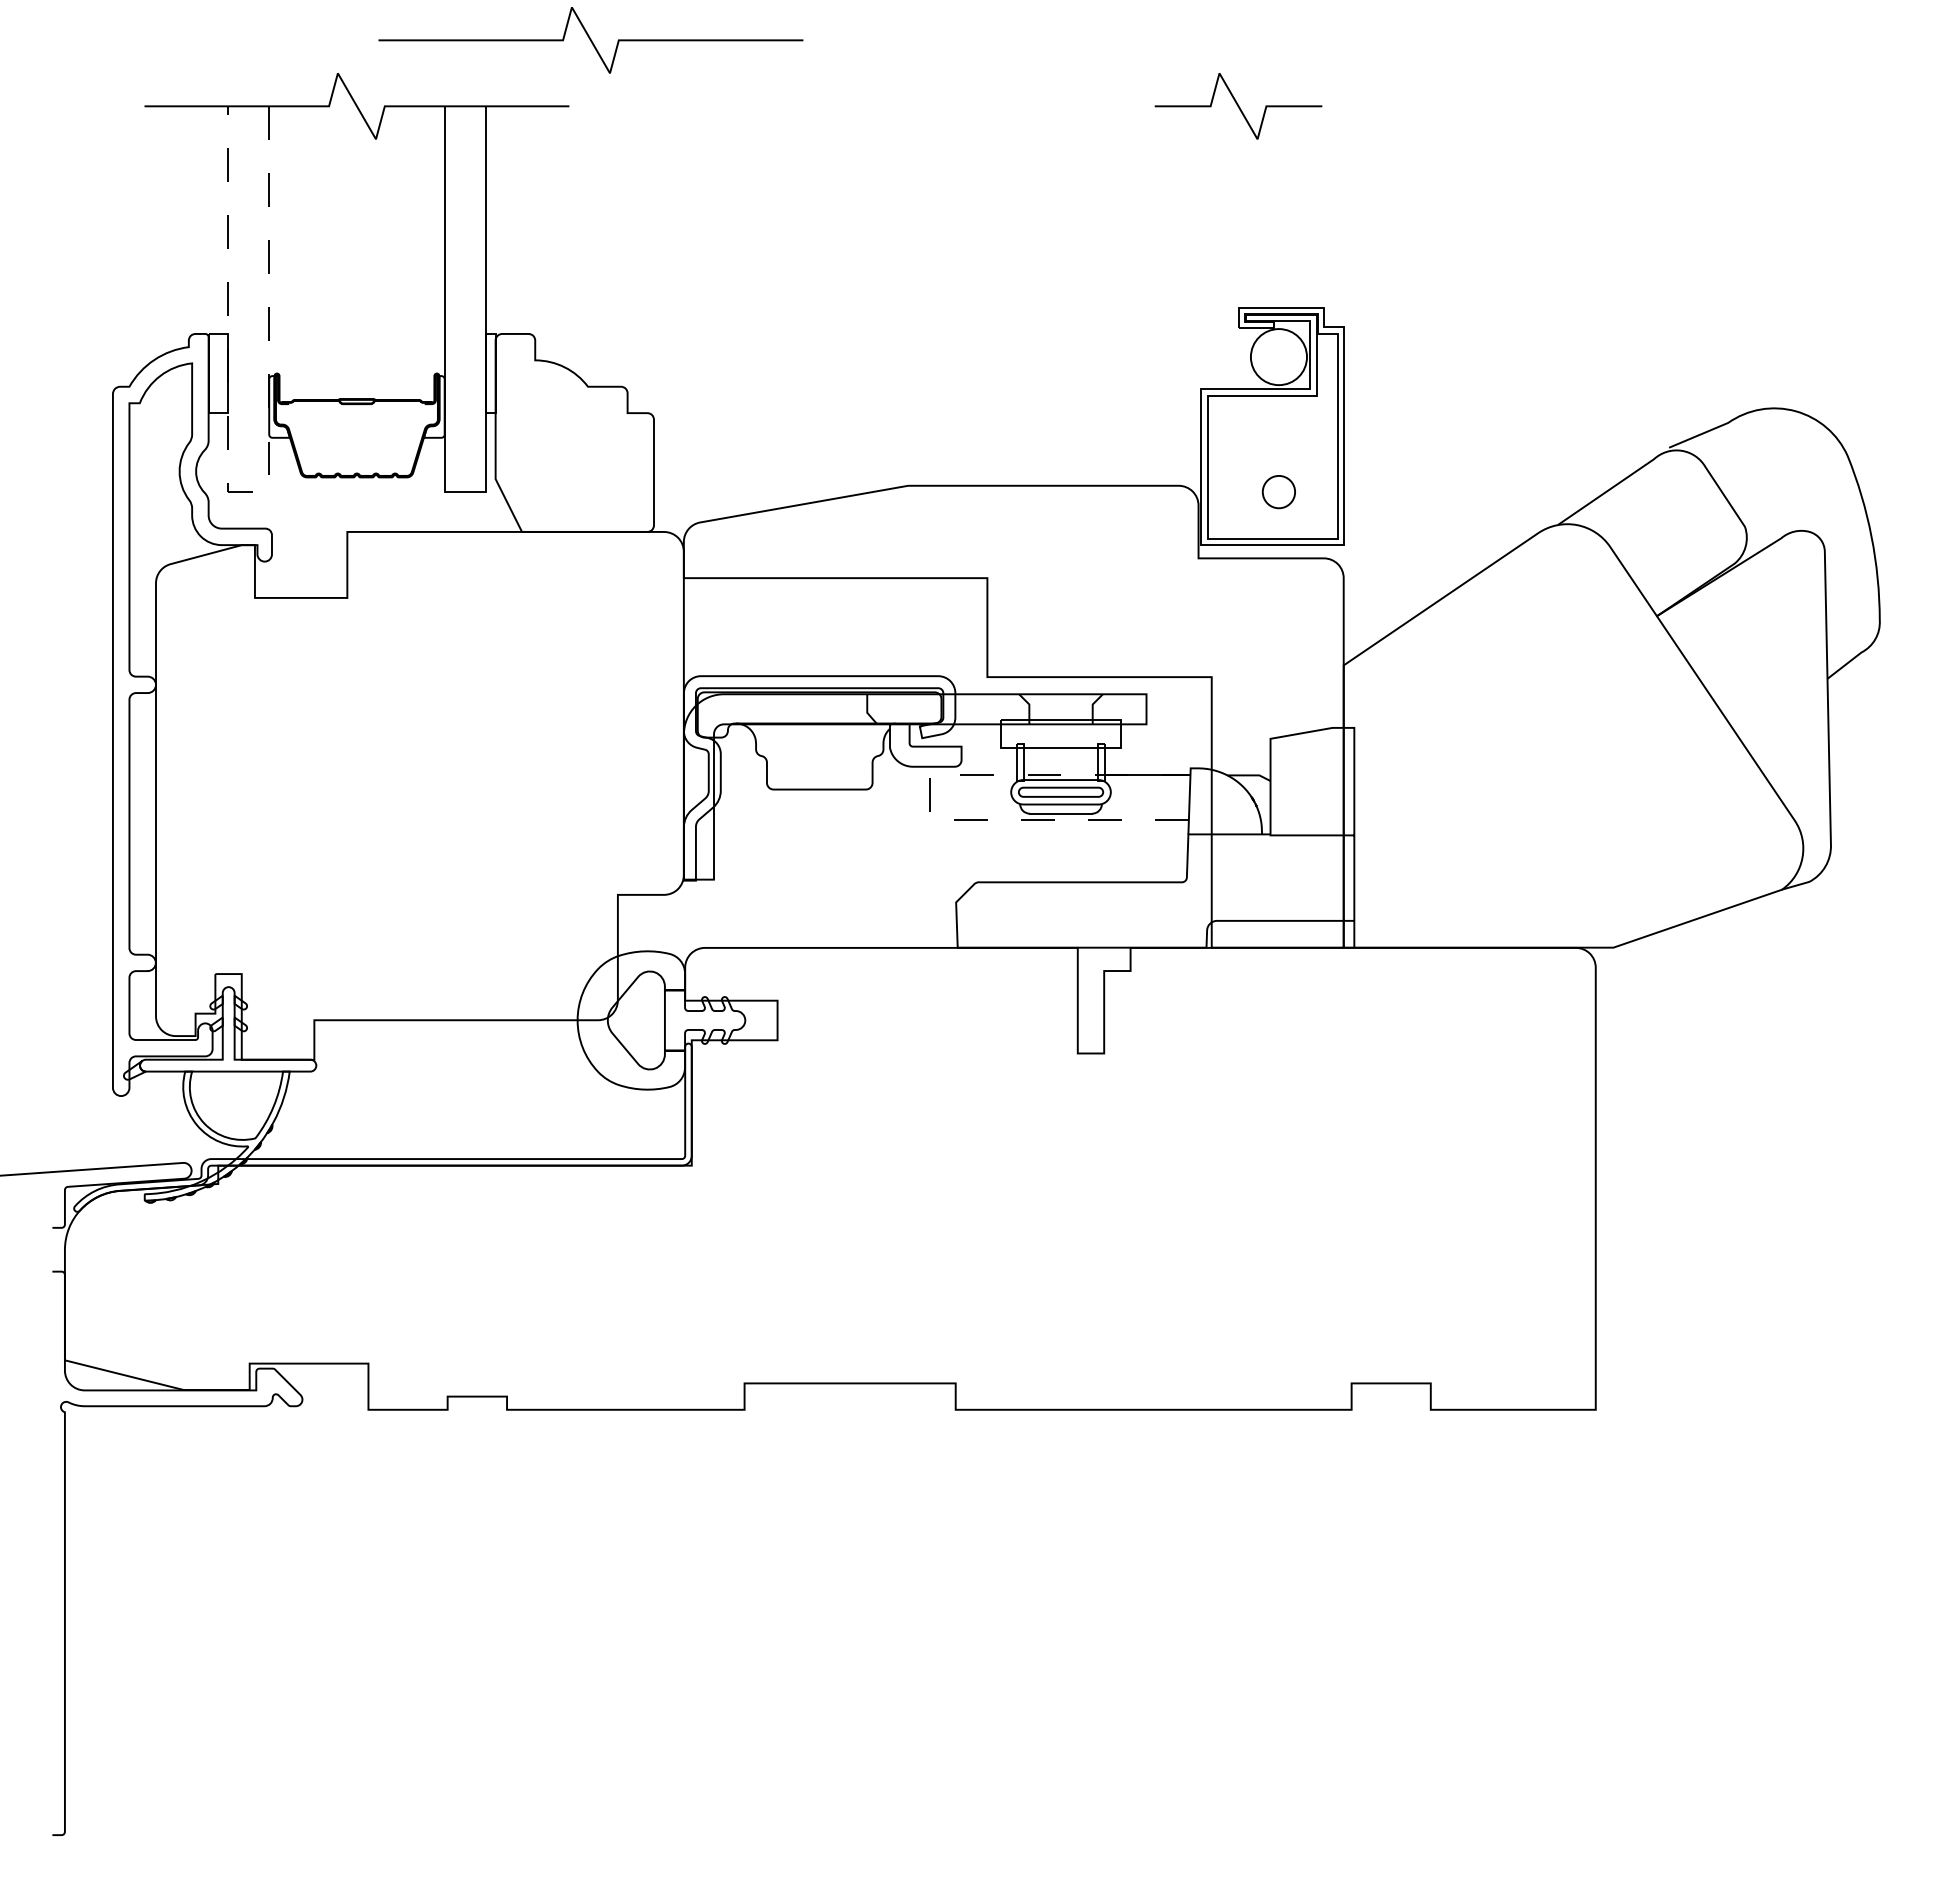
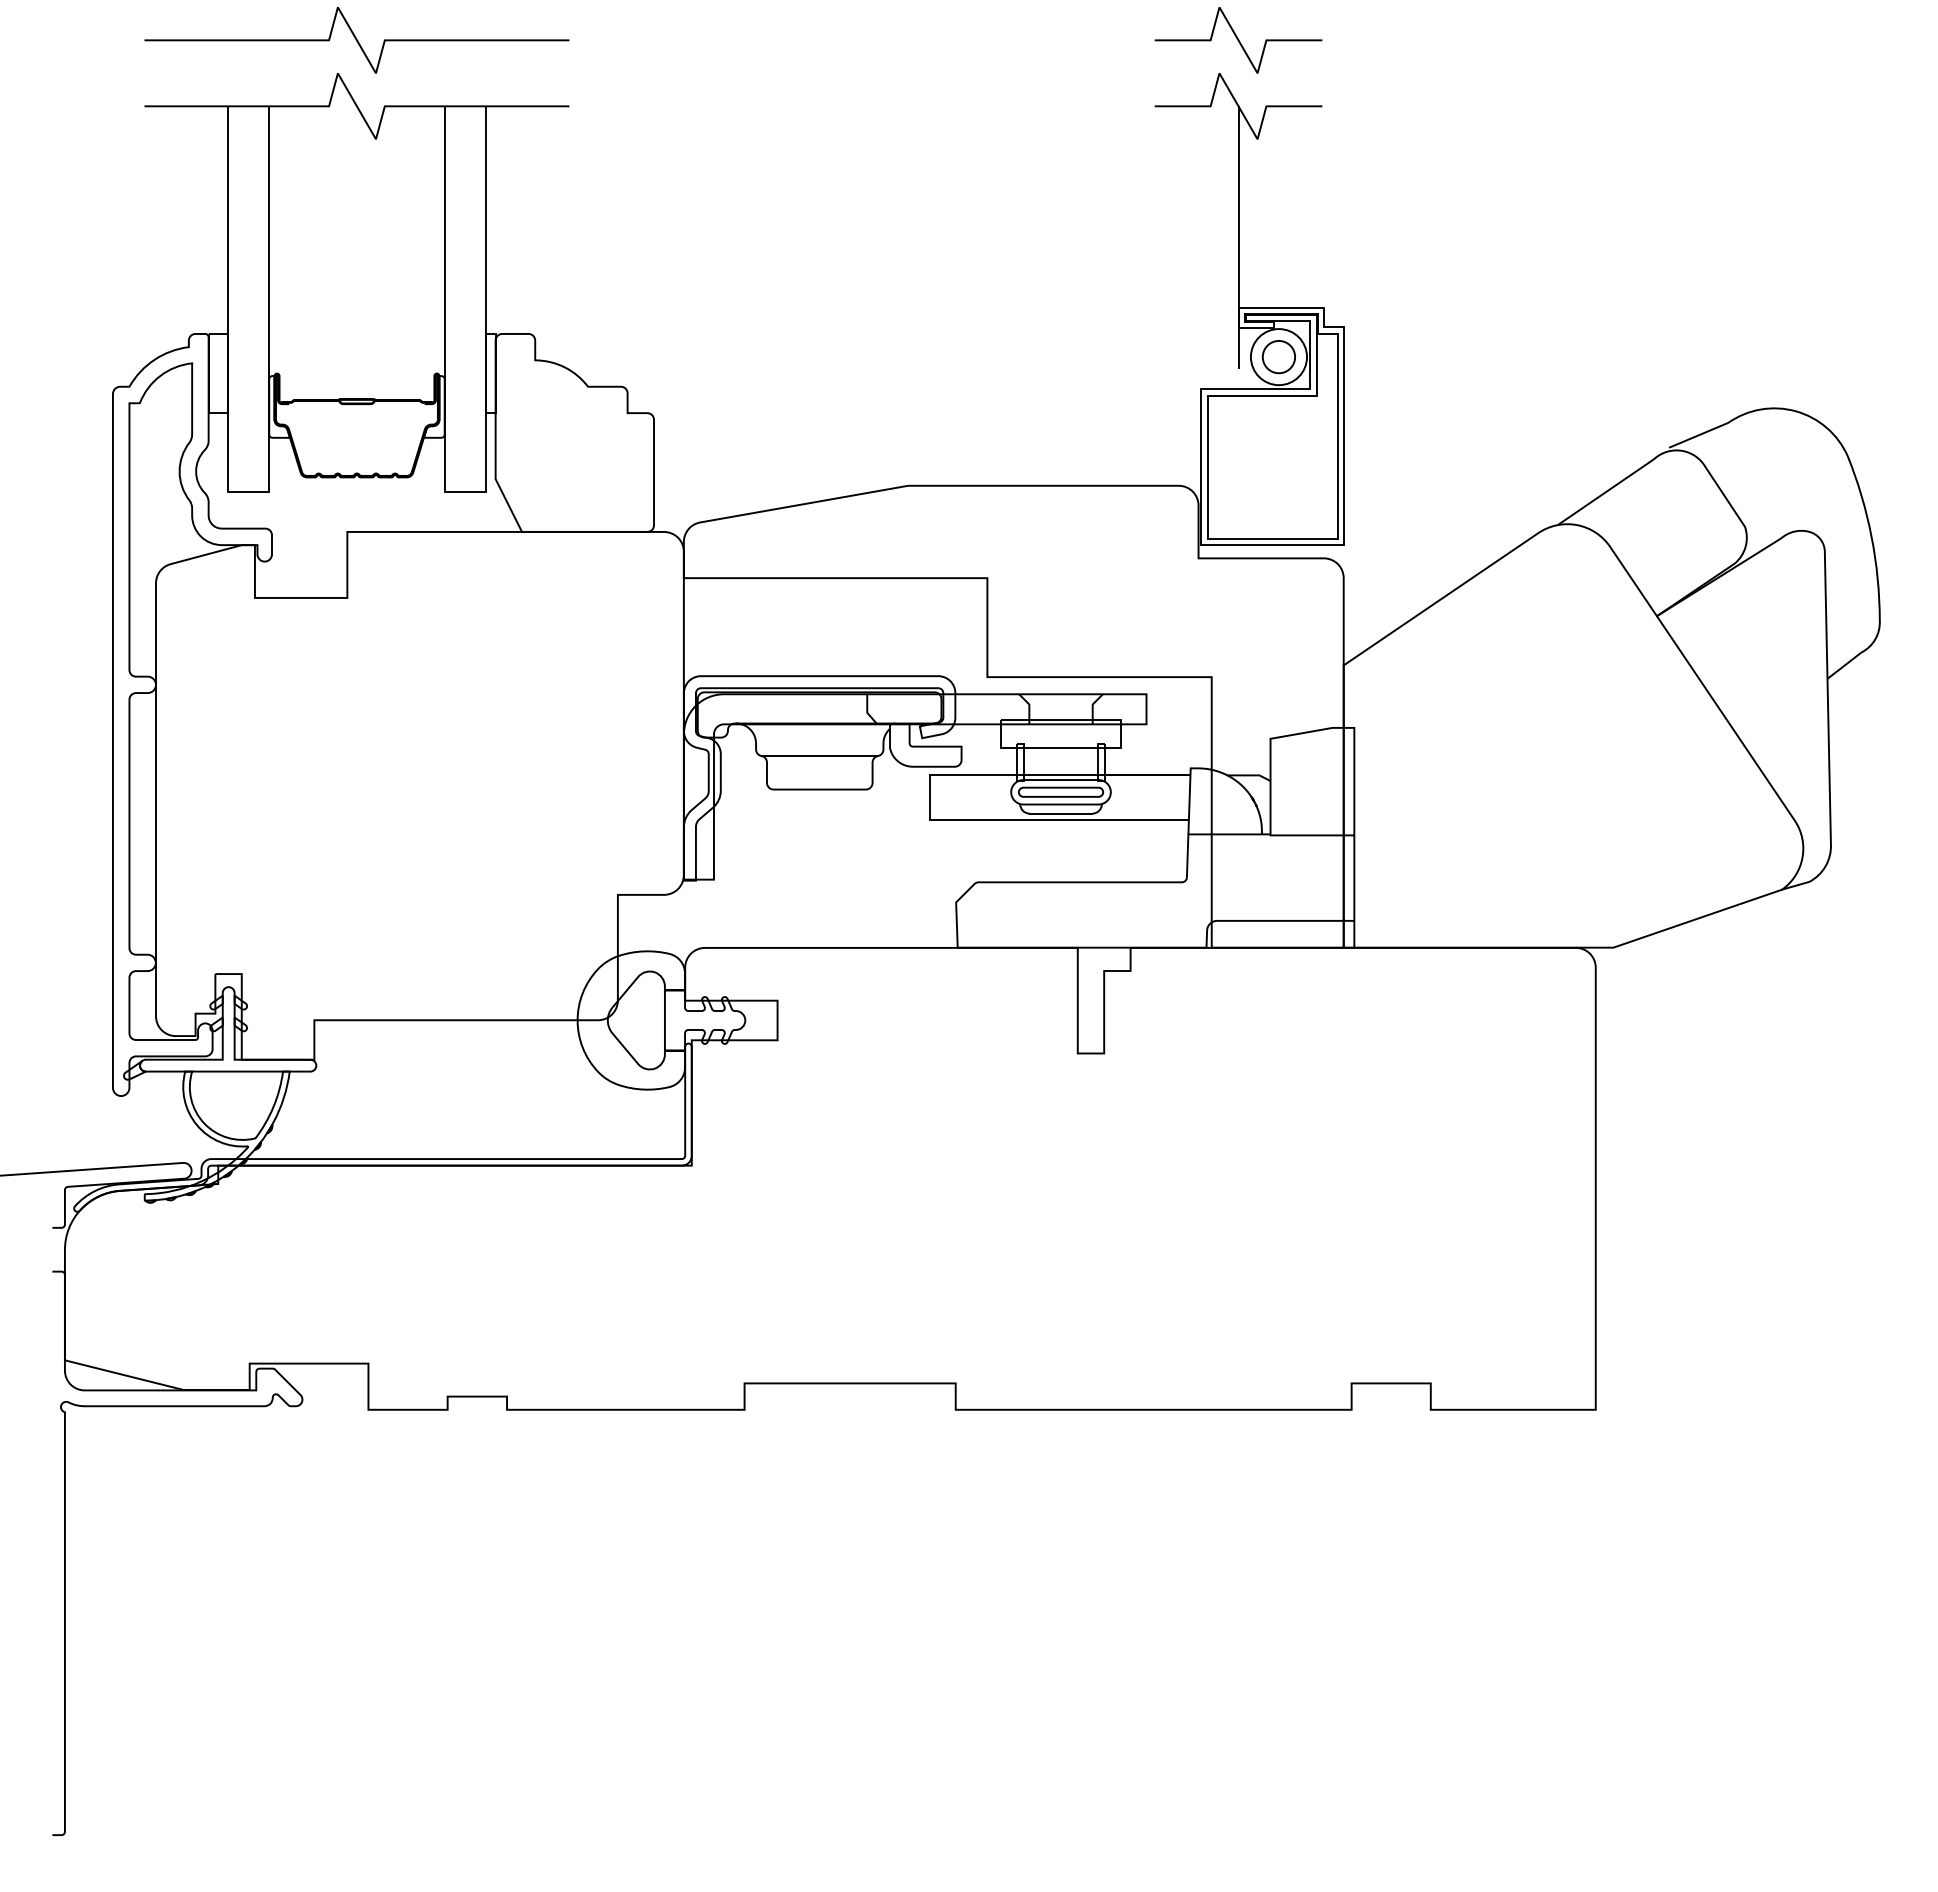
curve position: (590, 40) -> (356, 40) (356, 40)
curve: none -> present (1238, 40)
line: none -> present (1238, 237)
line: dashed -> solid (248, 492)
circle position: (1278, 492) -> (1278, 357) (1278, 357)
line: none -> present (819, 756)
line: dashed -> solid (929, 797)
